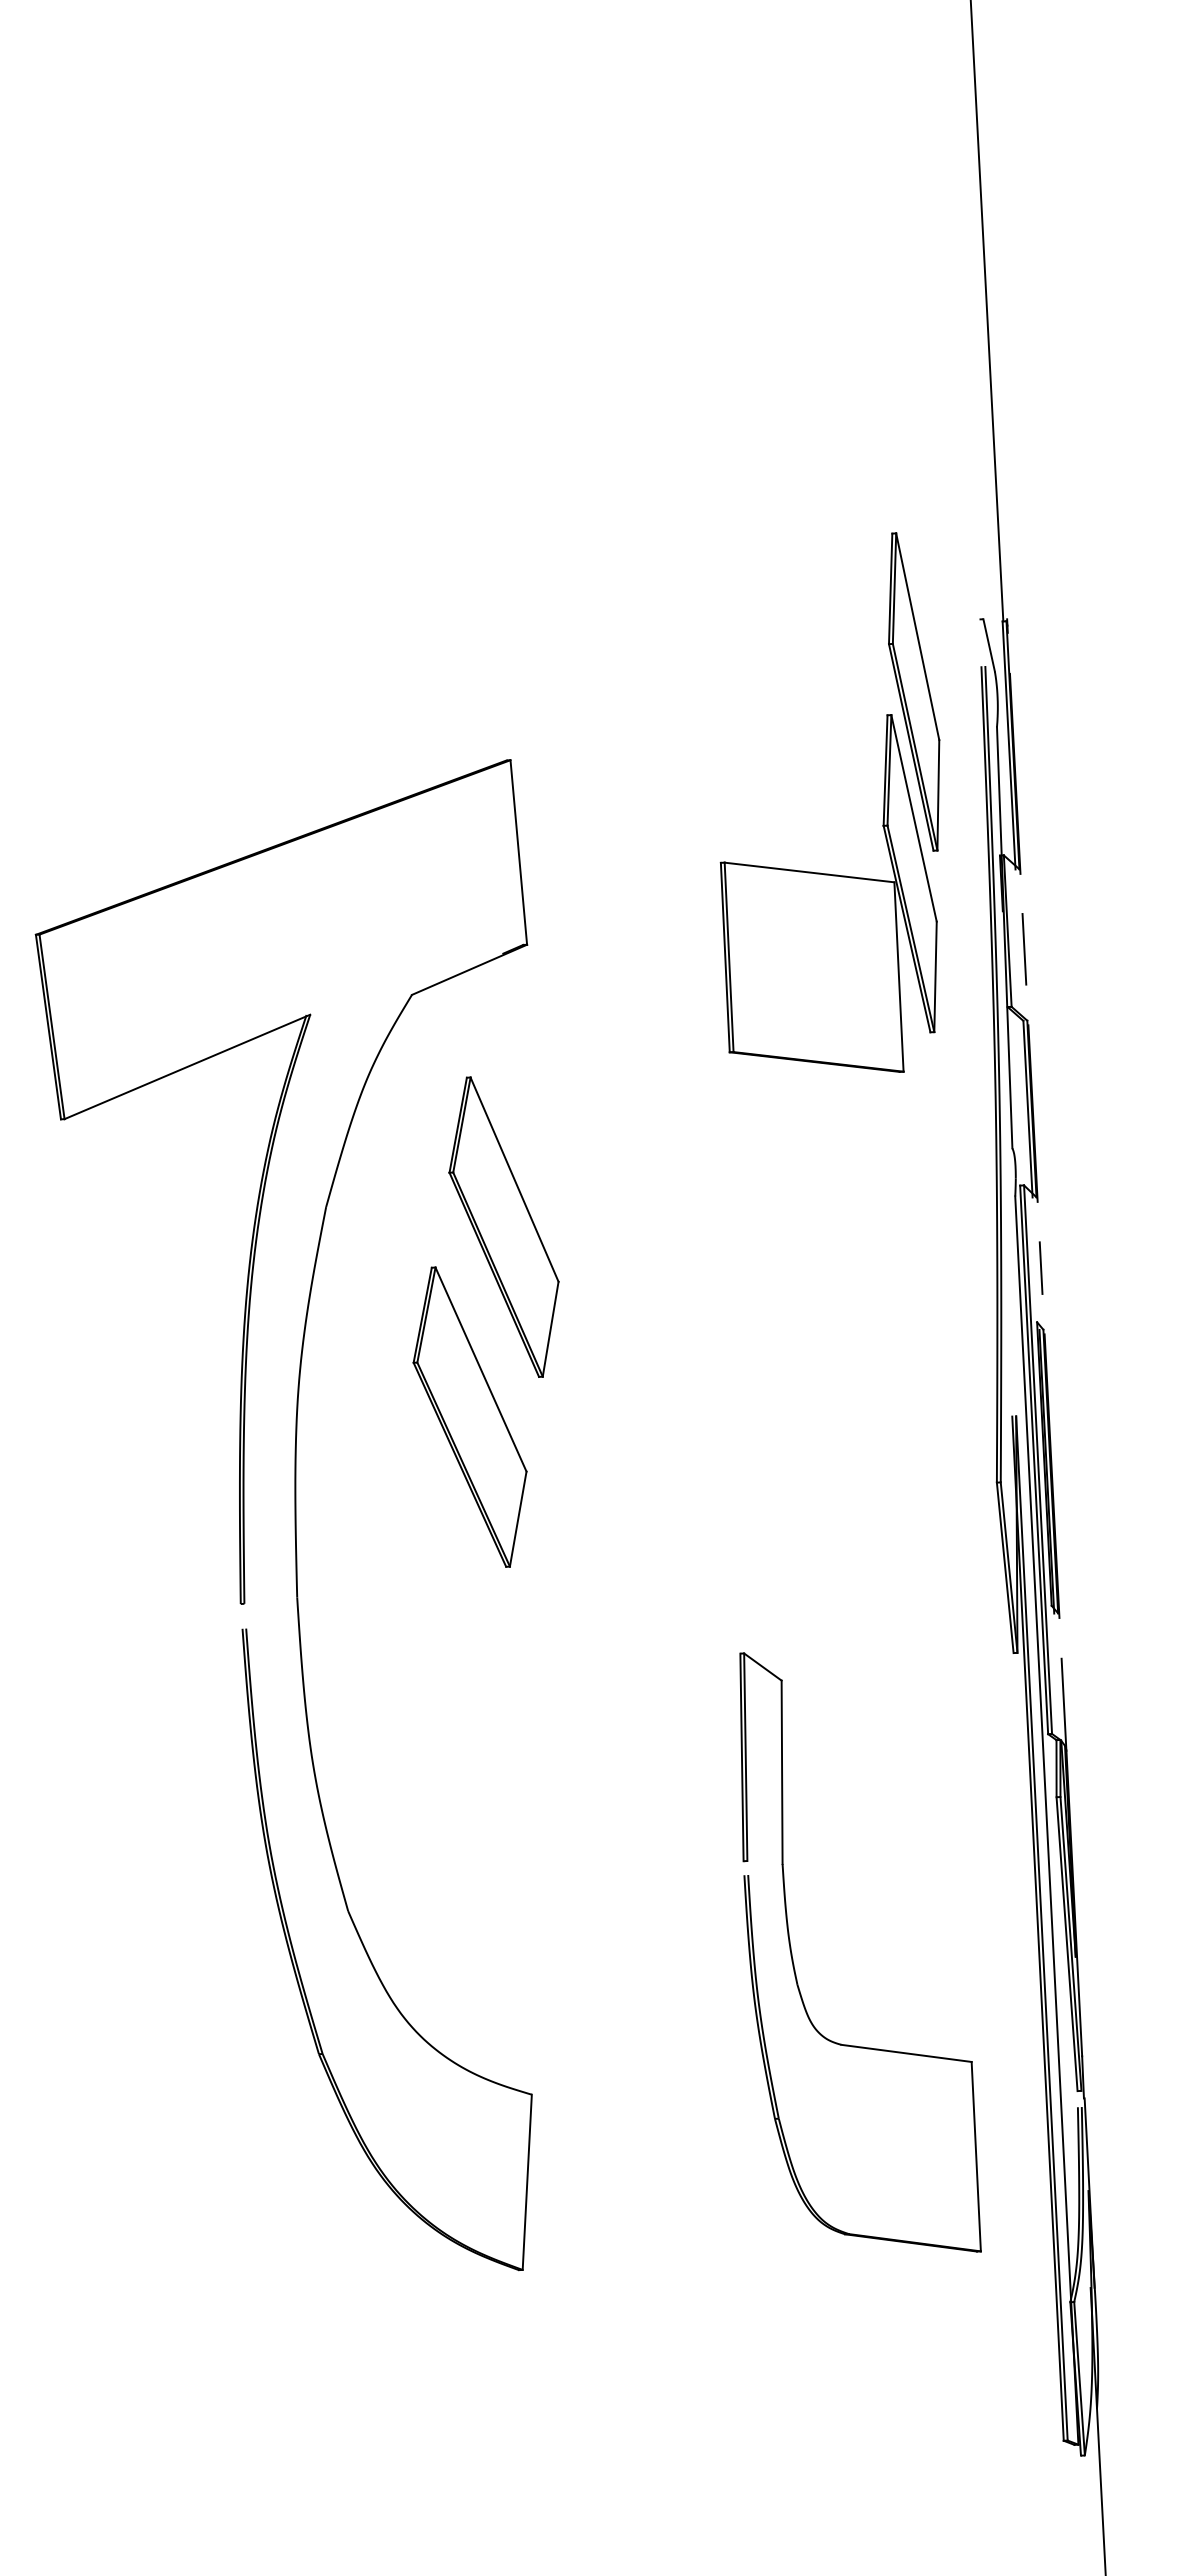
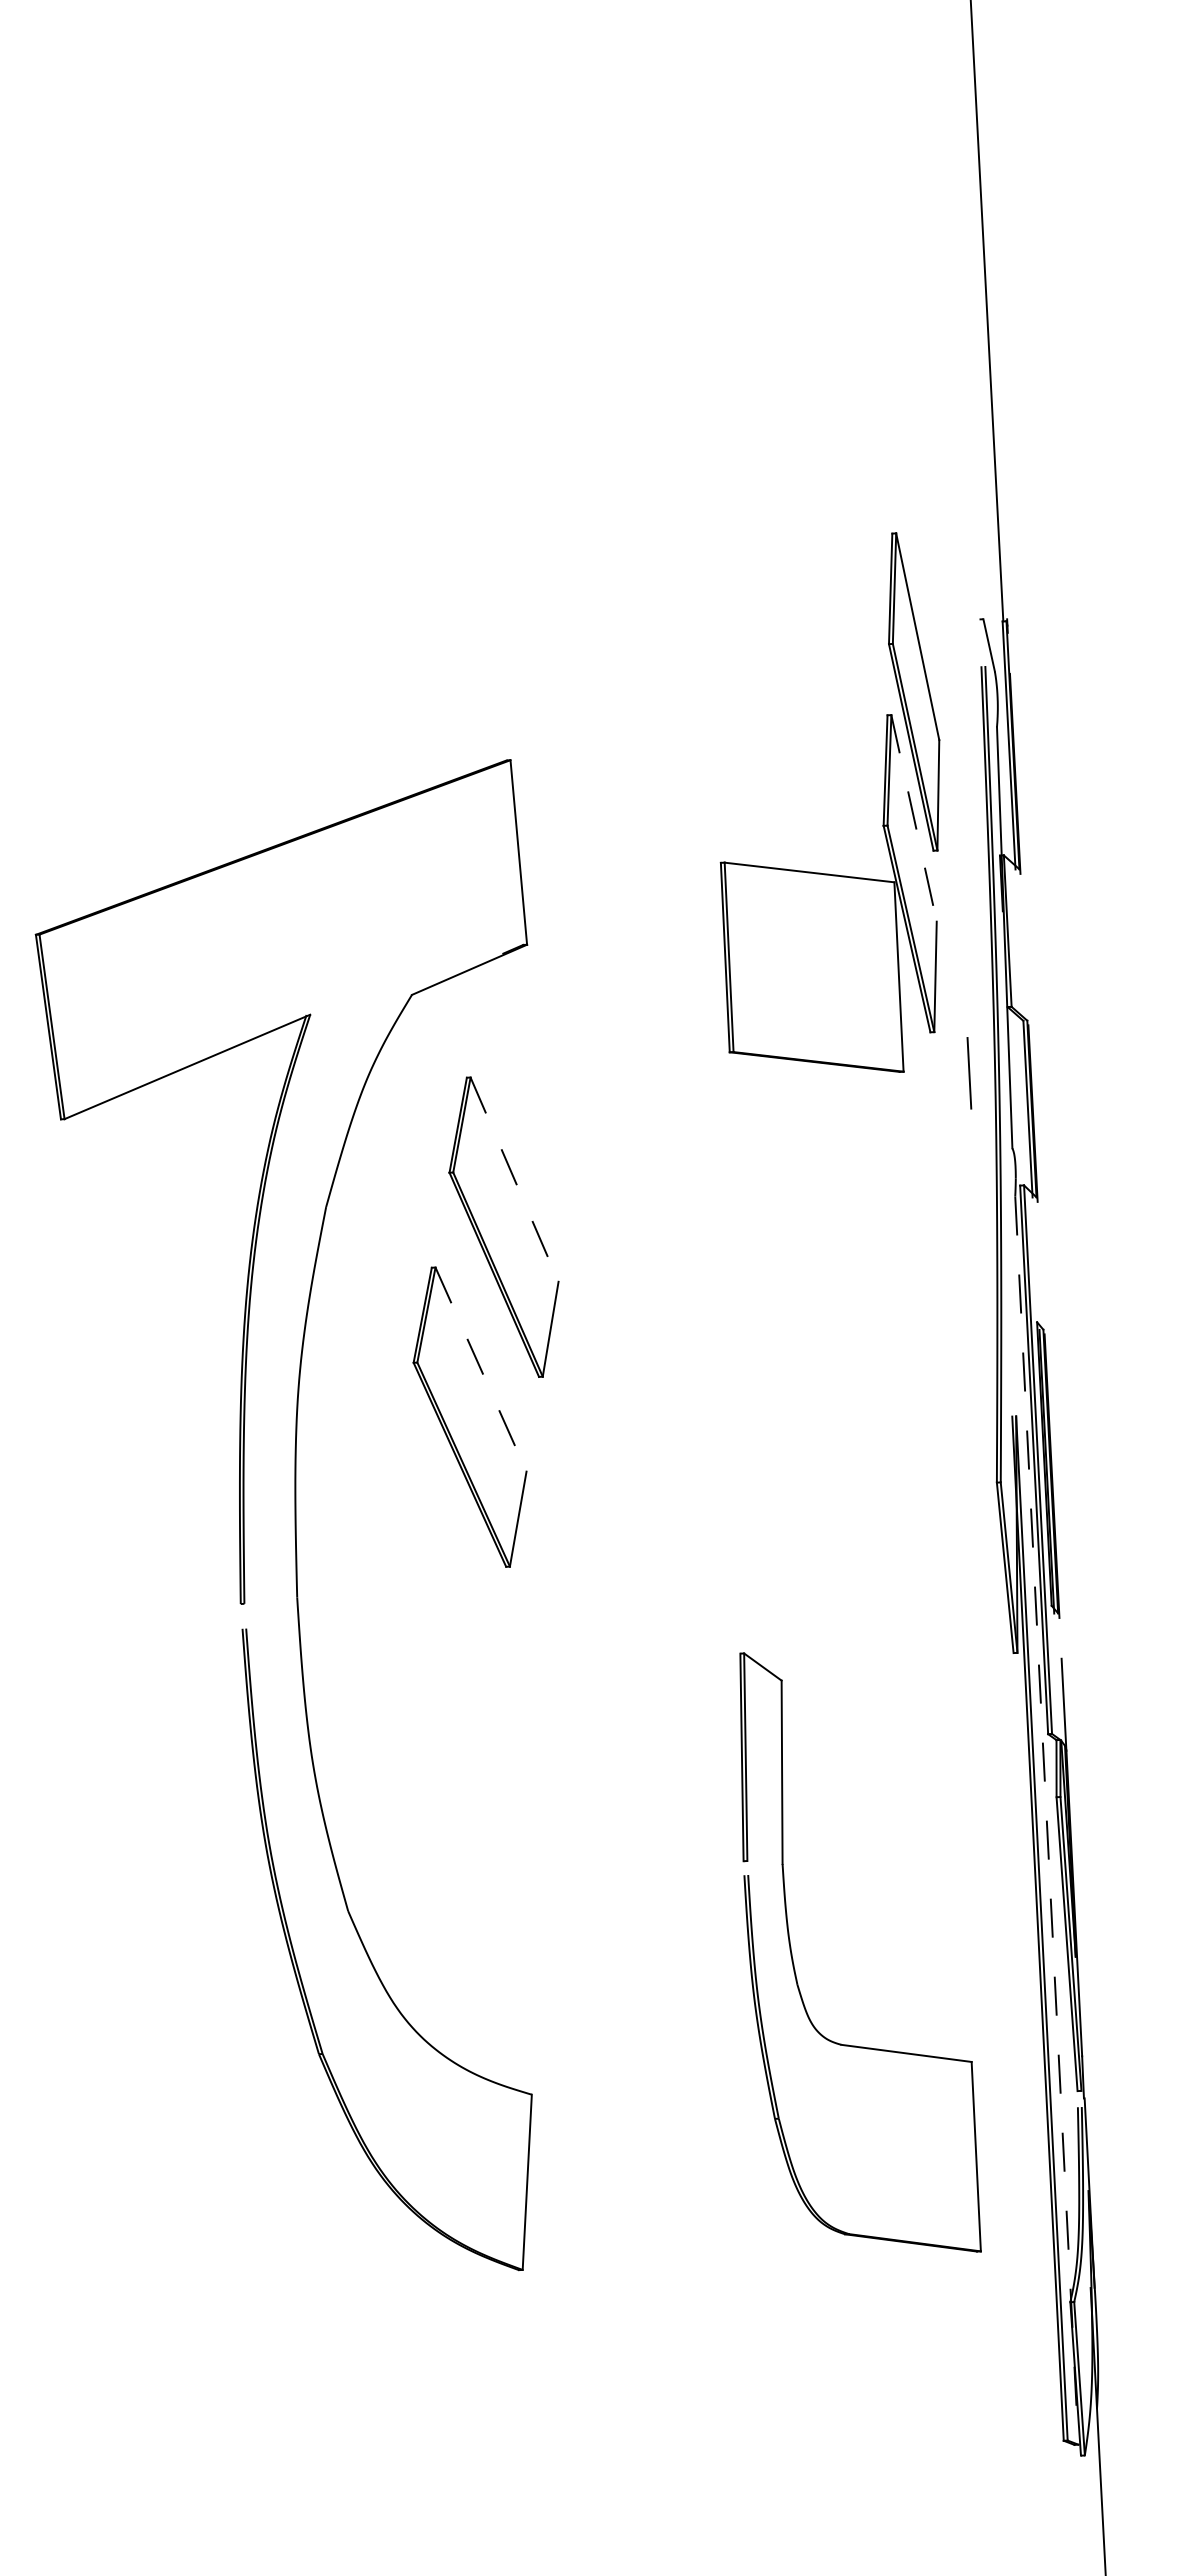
line: solid -> dashed (914, 818)
line position: (1024, 949) -> (969, 1073) (969, 1073)
line: solid -> dashed (514, 1180)
line: present -> none (1040, 1267)
line: solid -> dashed (481, 1369)
line: solid -> dashed (1046, 1820)
